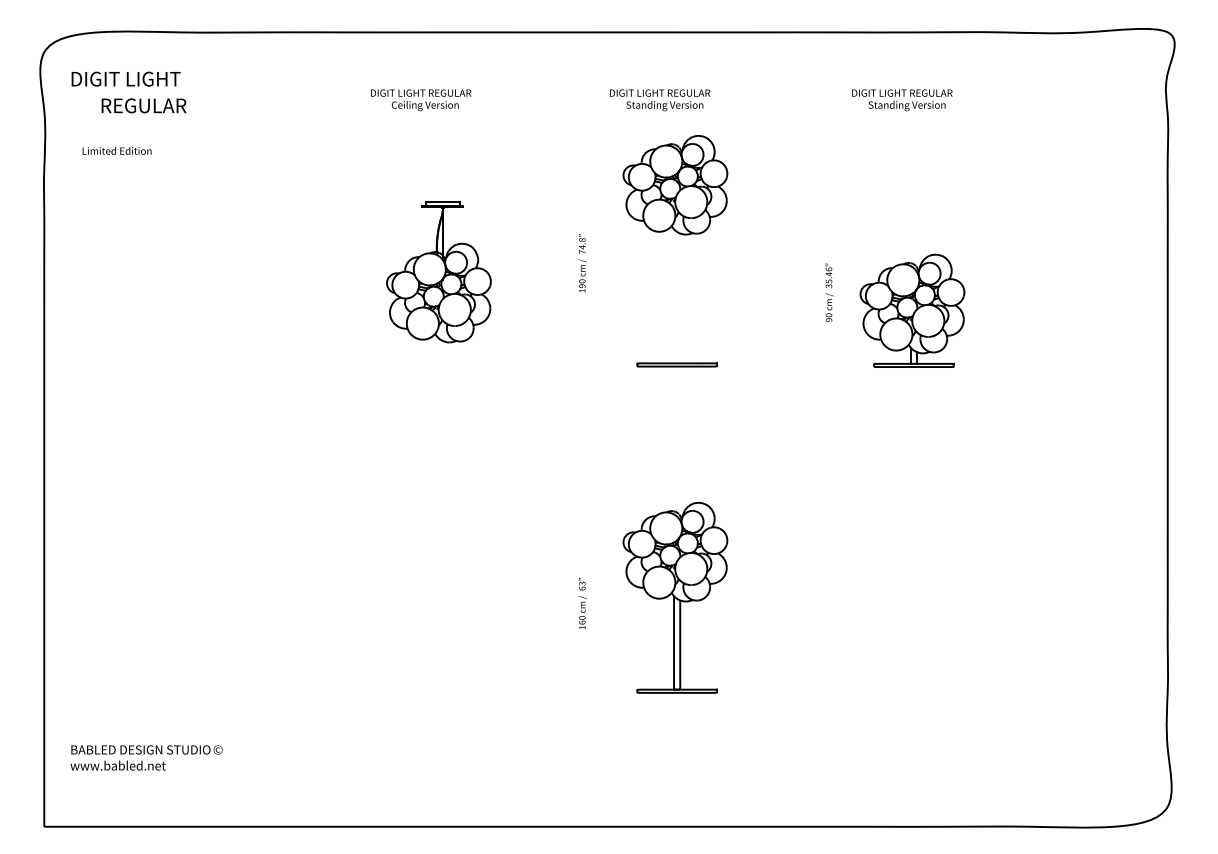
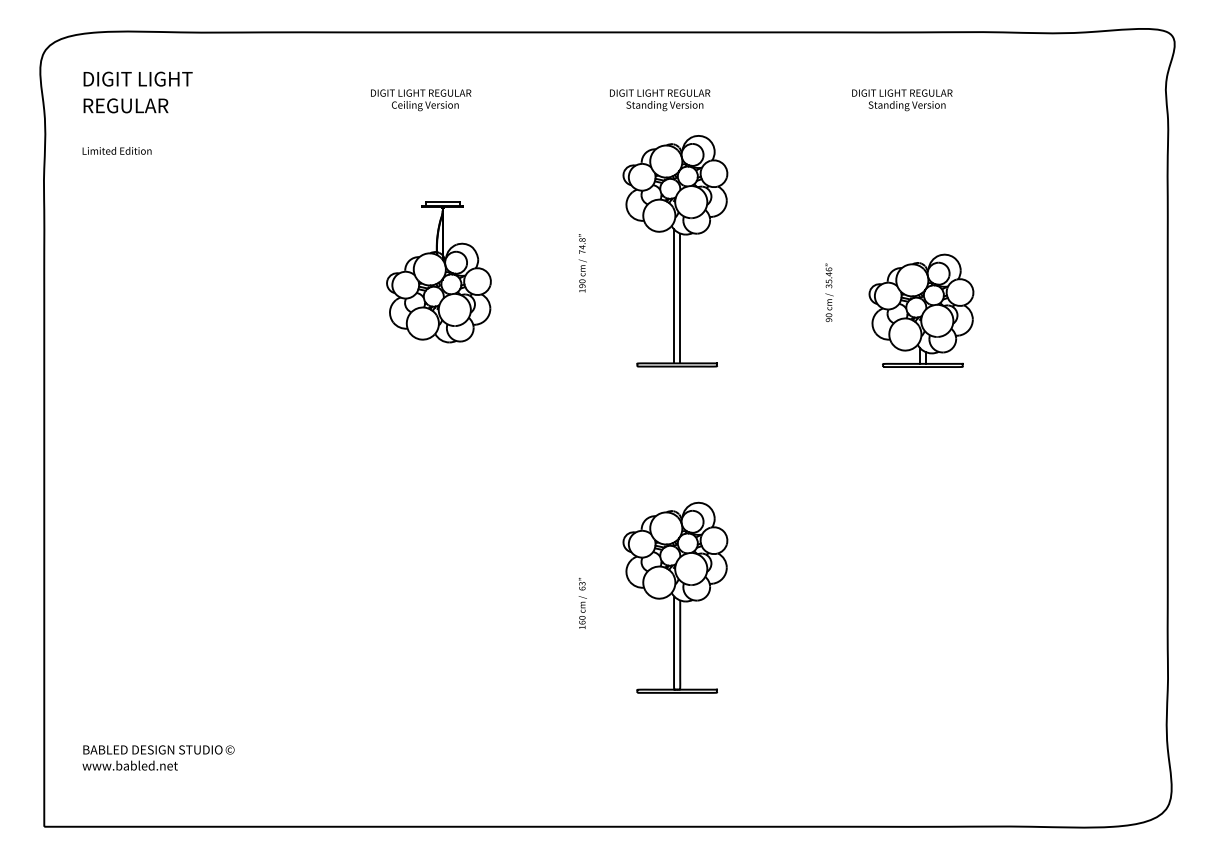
text position: (125, 78) -> (137, 78) (137, 78)
text position: (143, 105) -> (125, 105) (125, 105)
line: none -> present (674, 296)
line: none -> present (680, 298)
part position: (912, 310) -> (921, 310) (921, 310)
text position: (146, 757) -> (158, 757) (158, 757)
